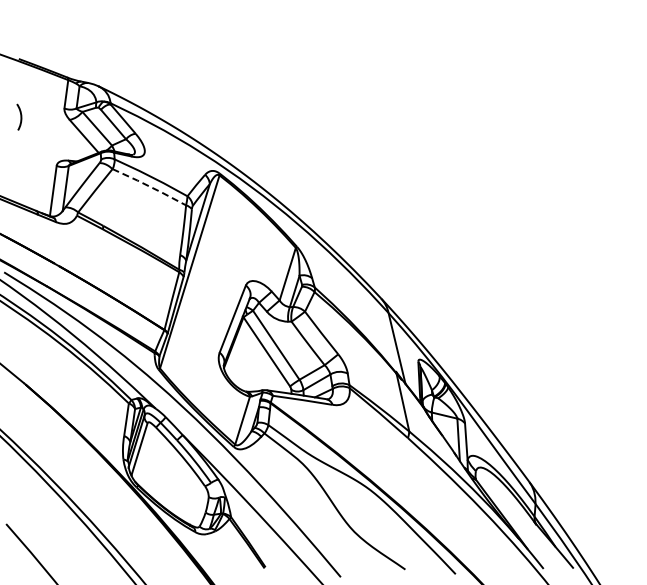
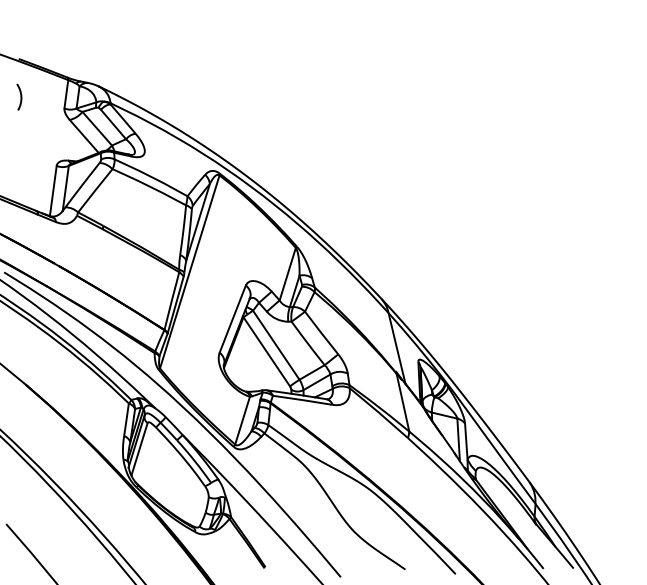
arc position: (20, 116) -> (20, 96) (20, 96)
line: dashed -> solid (149, 186)
